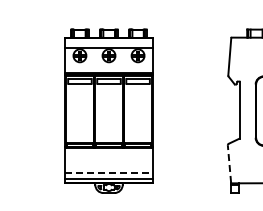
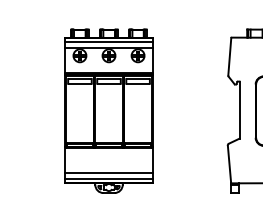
line: none -> present (108, 42)
line: dashed -> solid (229, 164)
line: dashed -> solid (109, 172)
